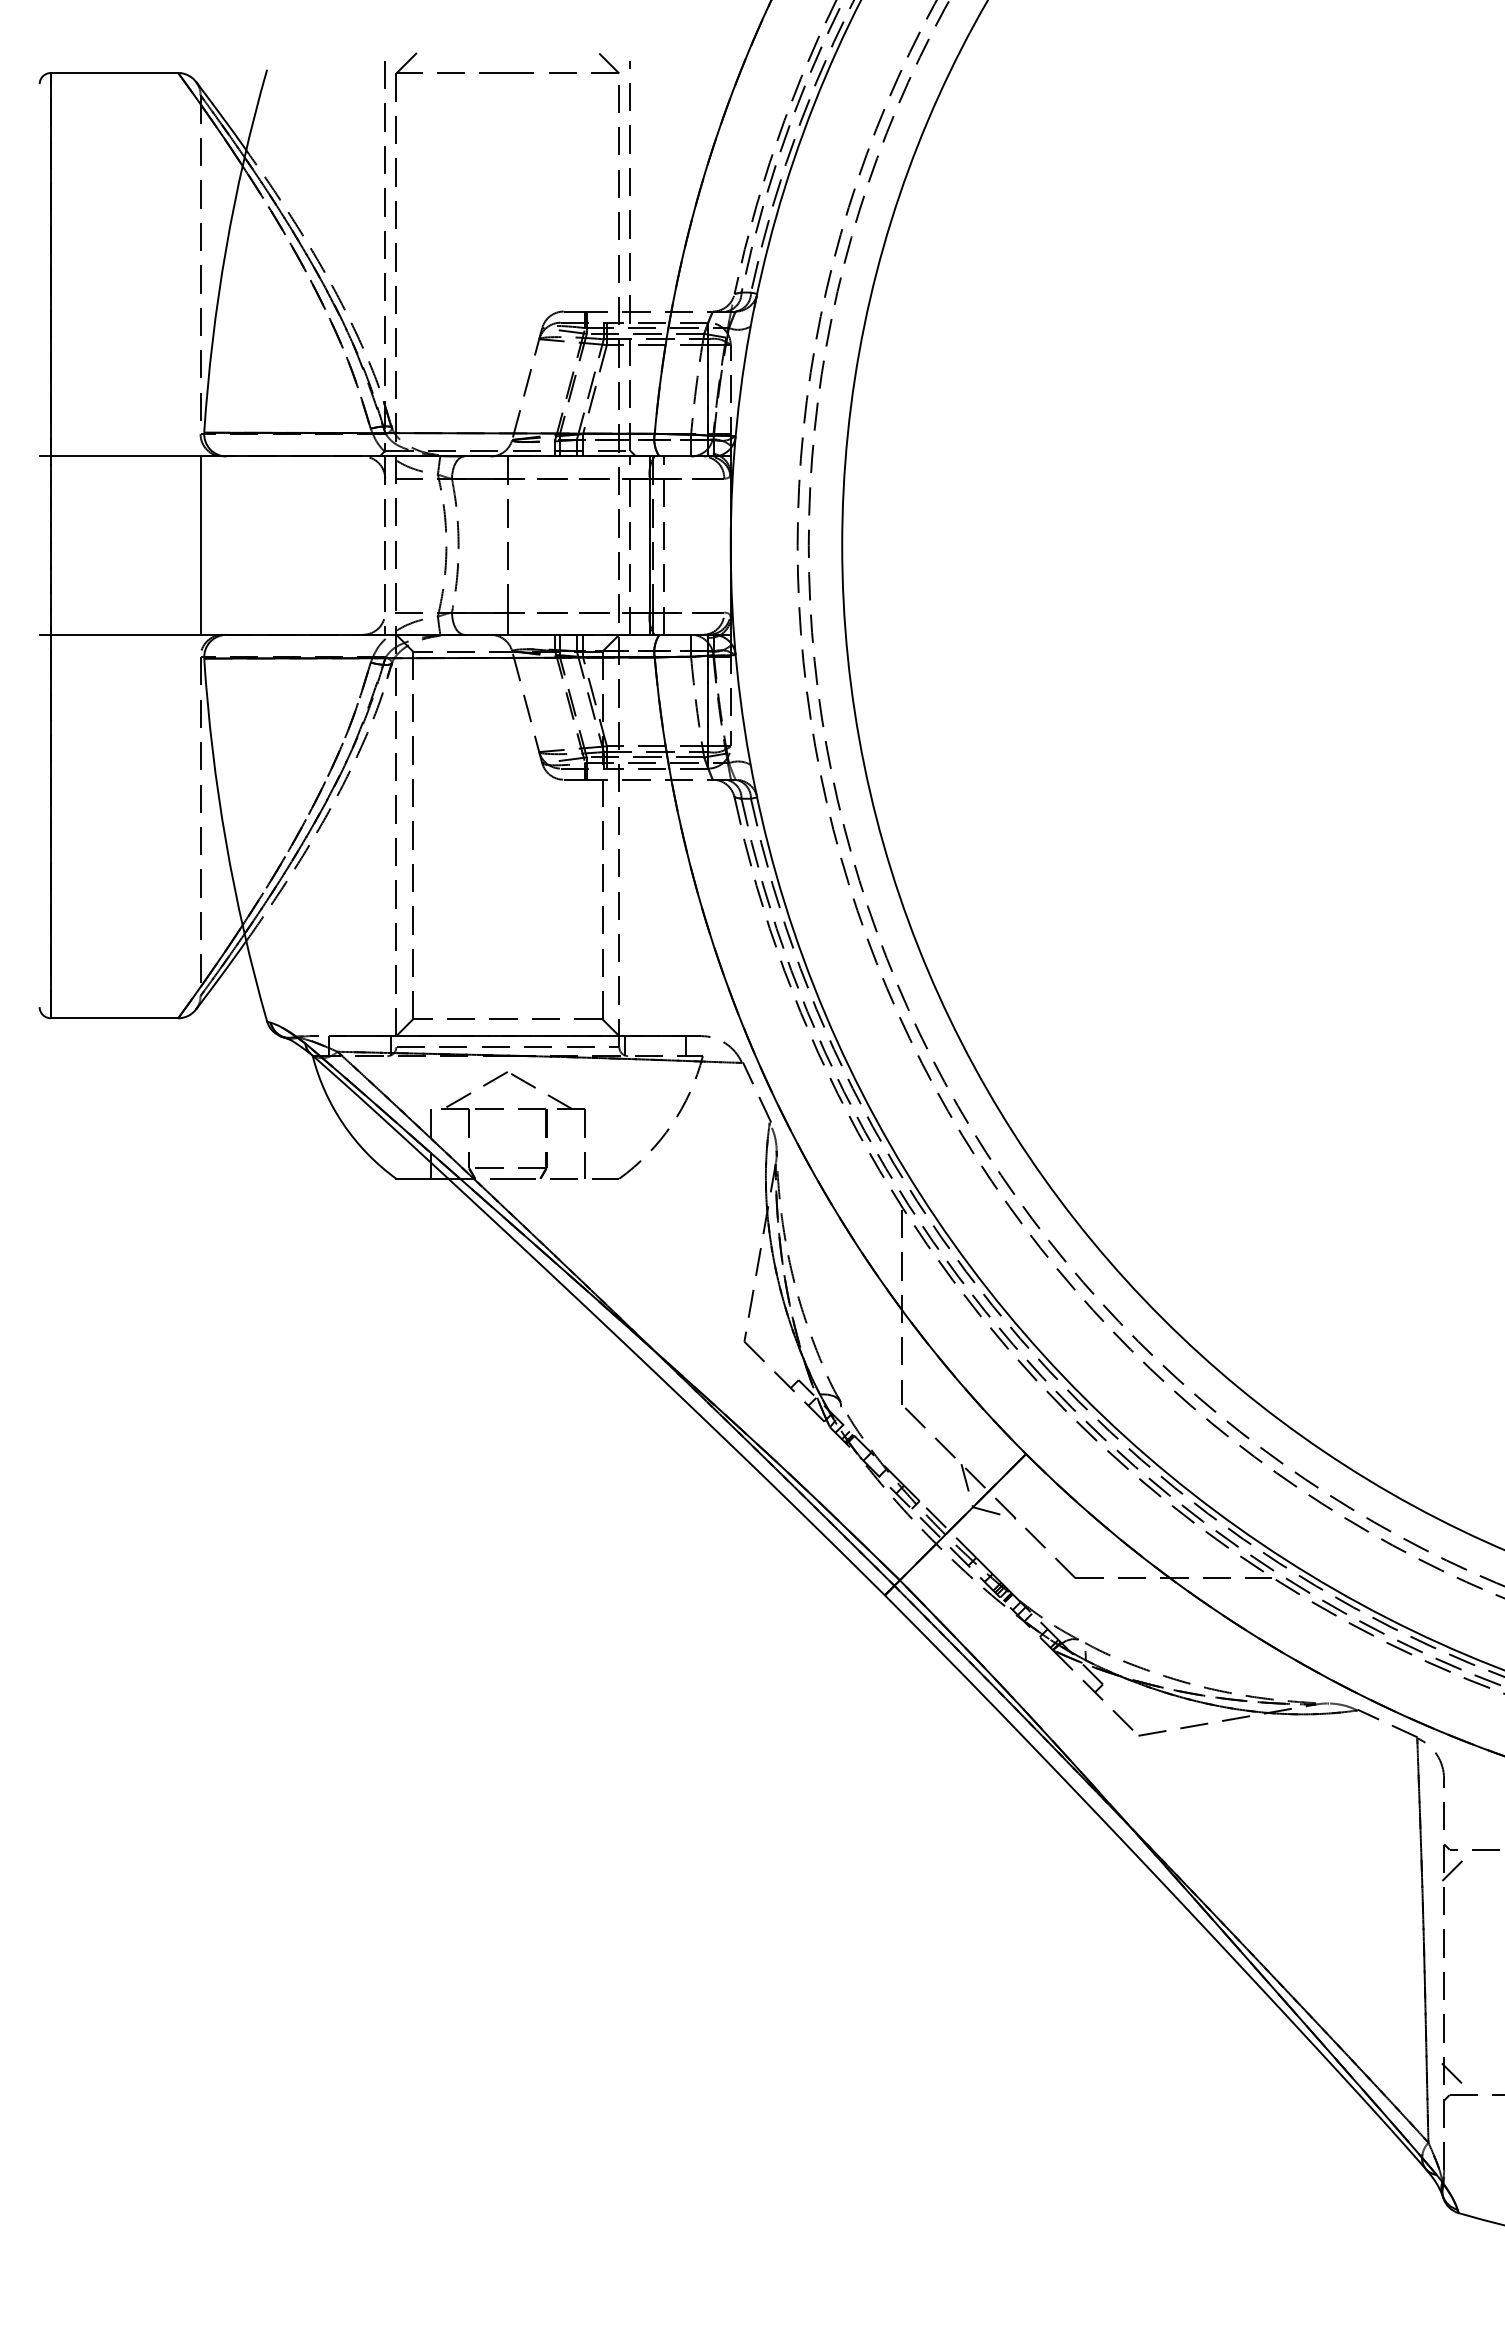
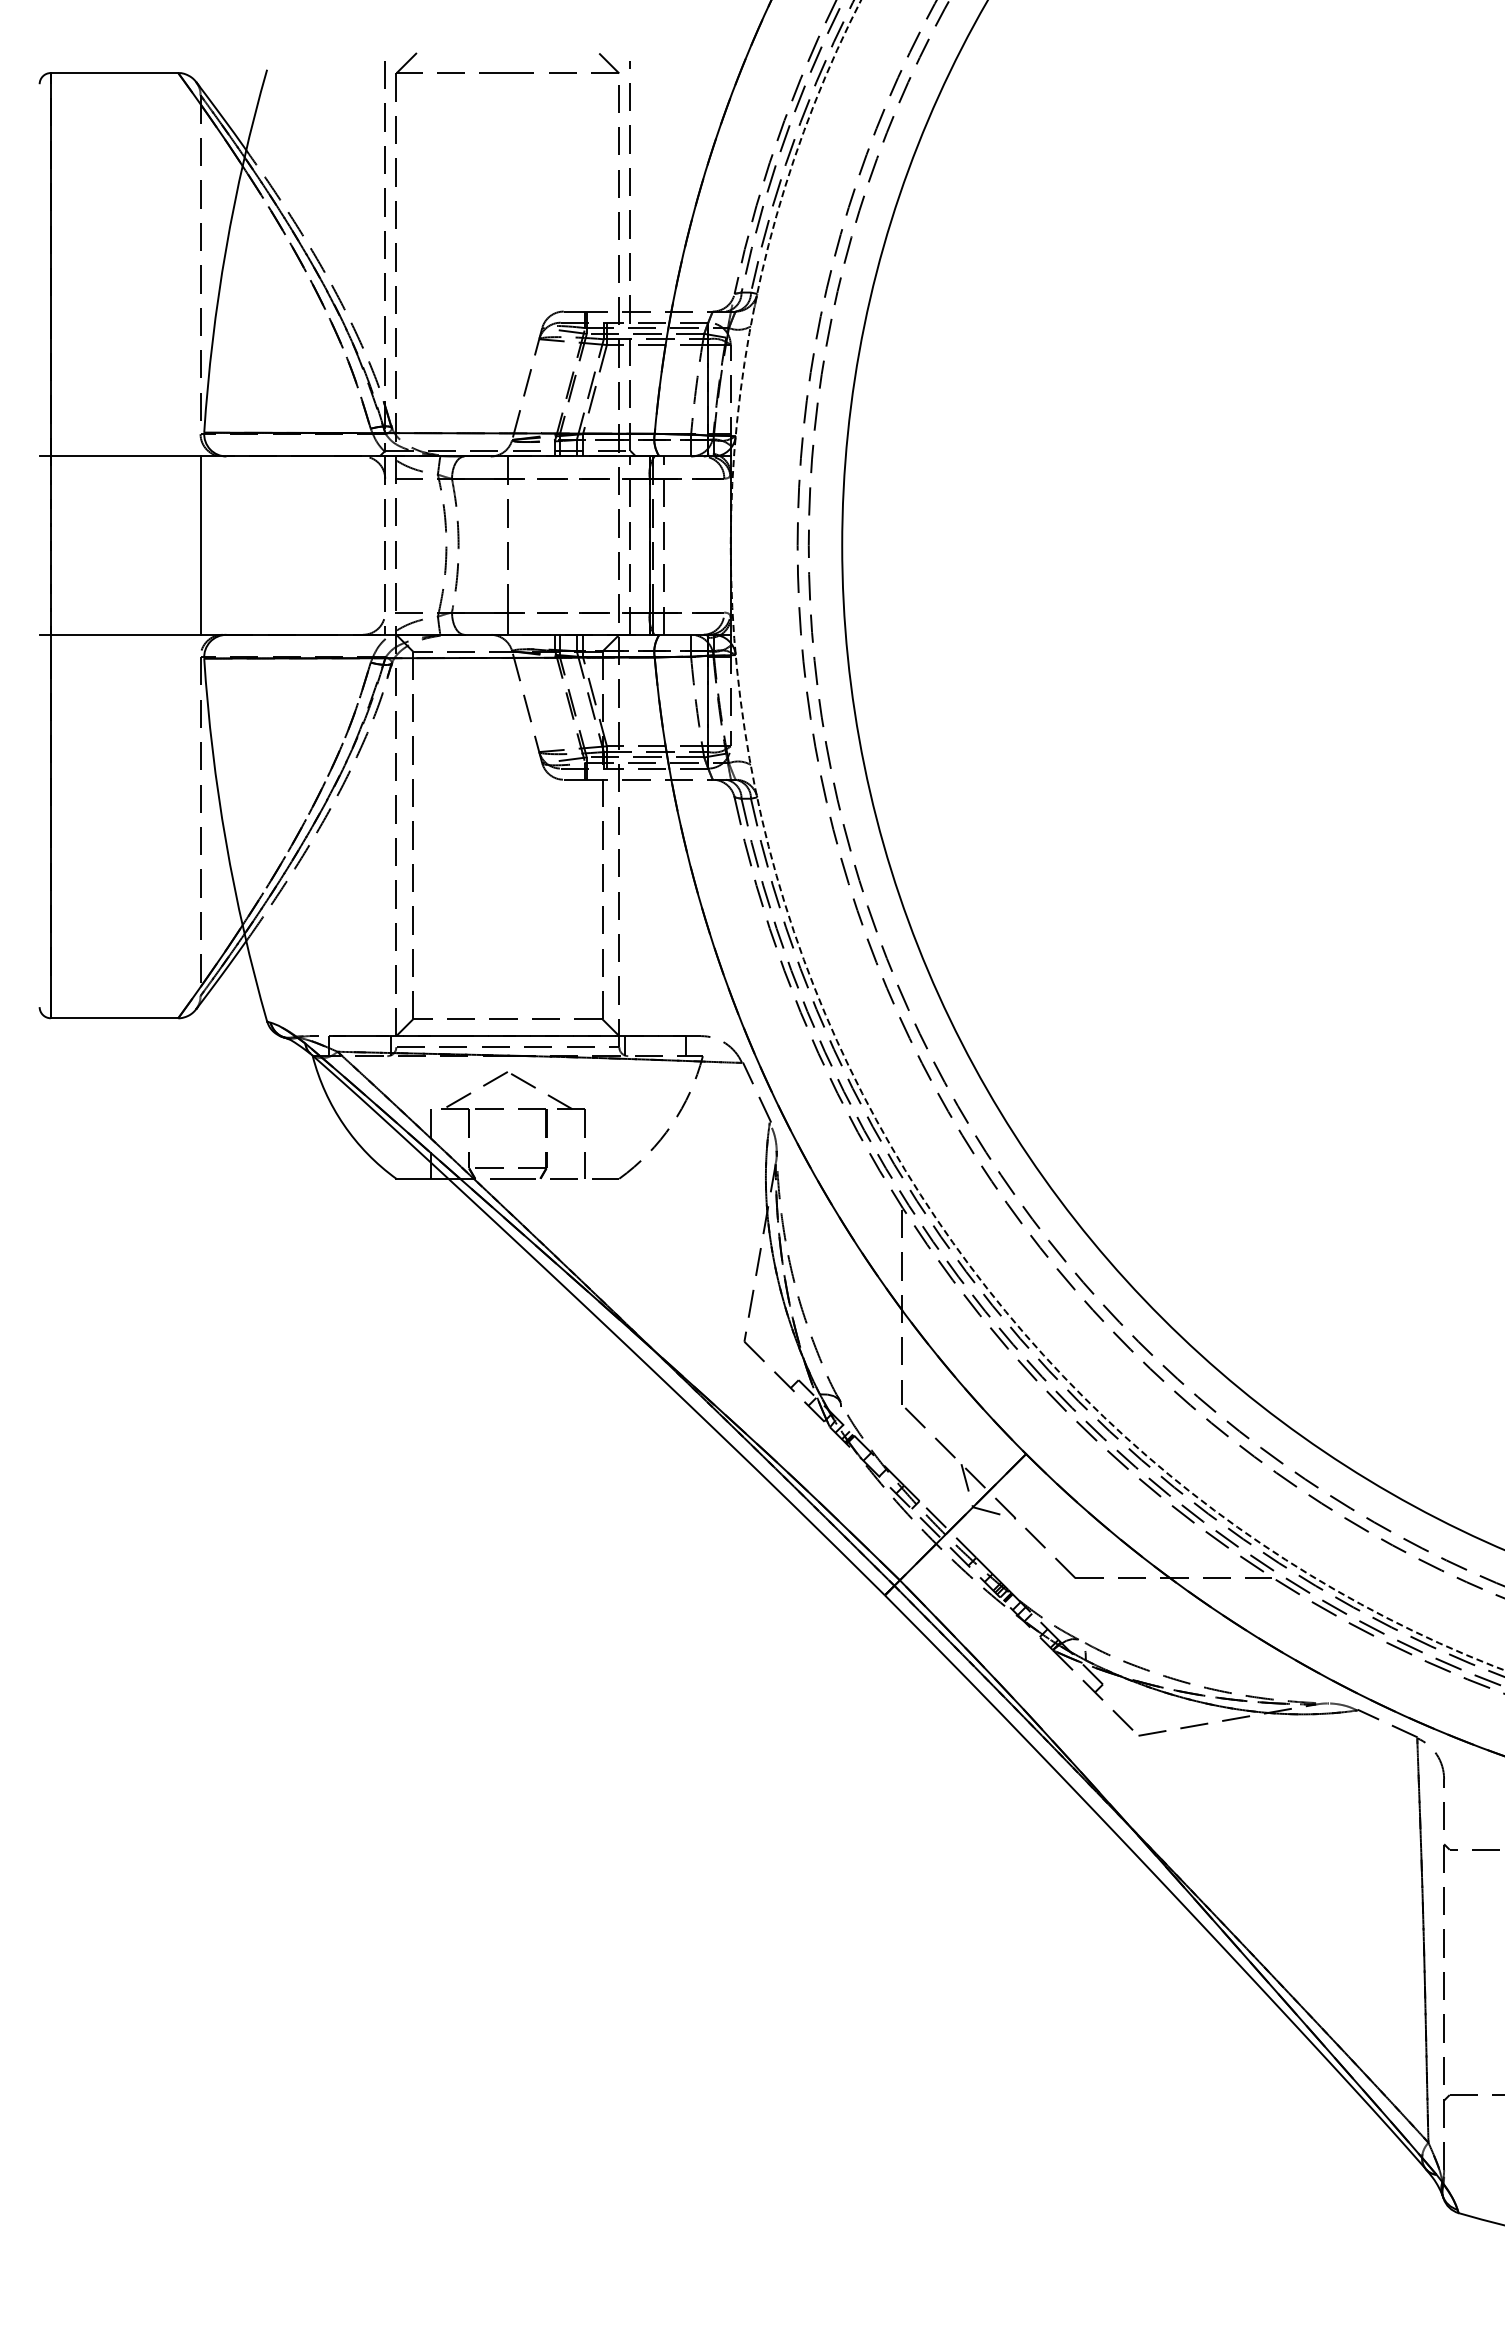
circle: solid -> dashed (1117, 835)
line: present -> none (1451, 1870)
line: present -> none (1451, 2073)
